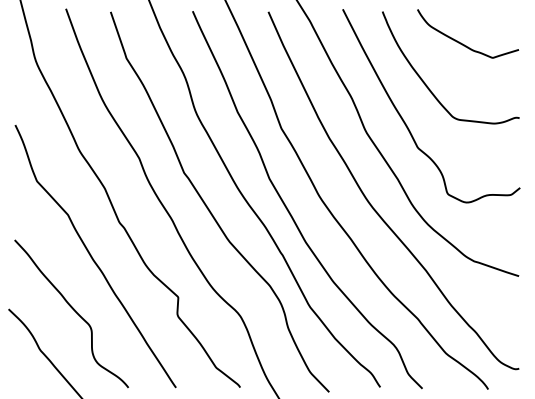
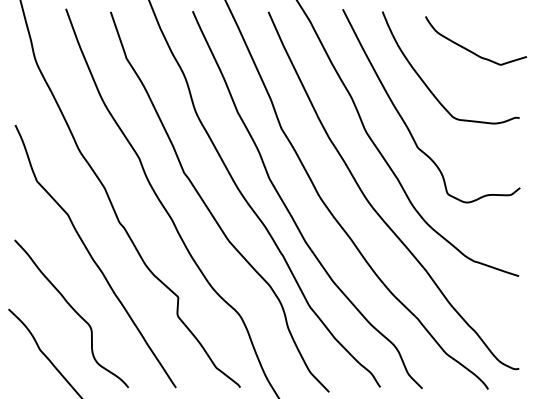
curve position: (461, 42) -> (469, 49) (469, 49)
